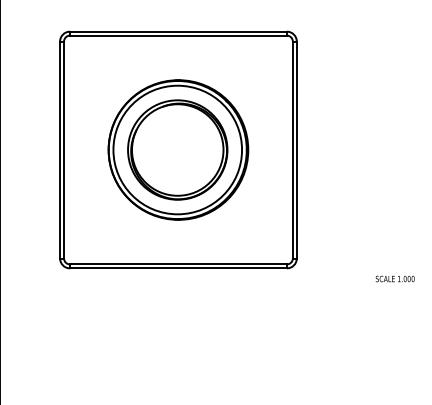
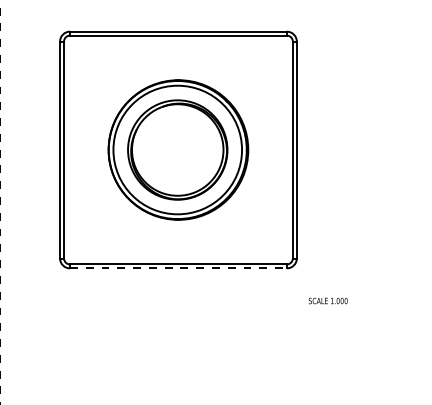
line: solid -> dashed (0, 202)
line: solid -> dashed (178, 268)
text position: (394, 278) -> (327, 300) (327, 300)
